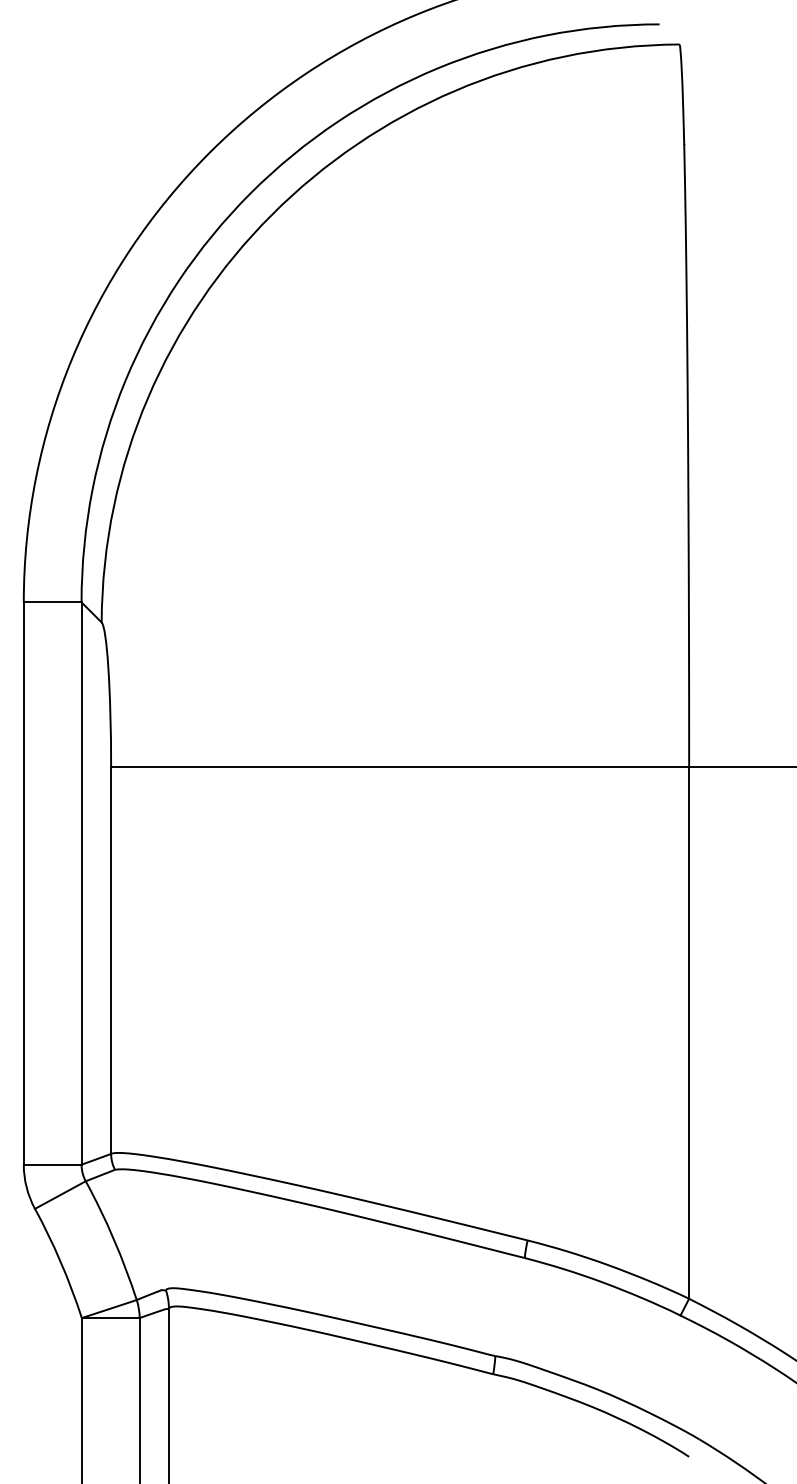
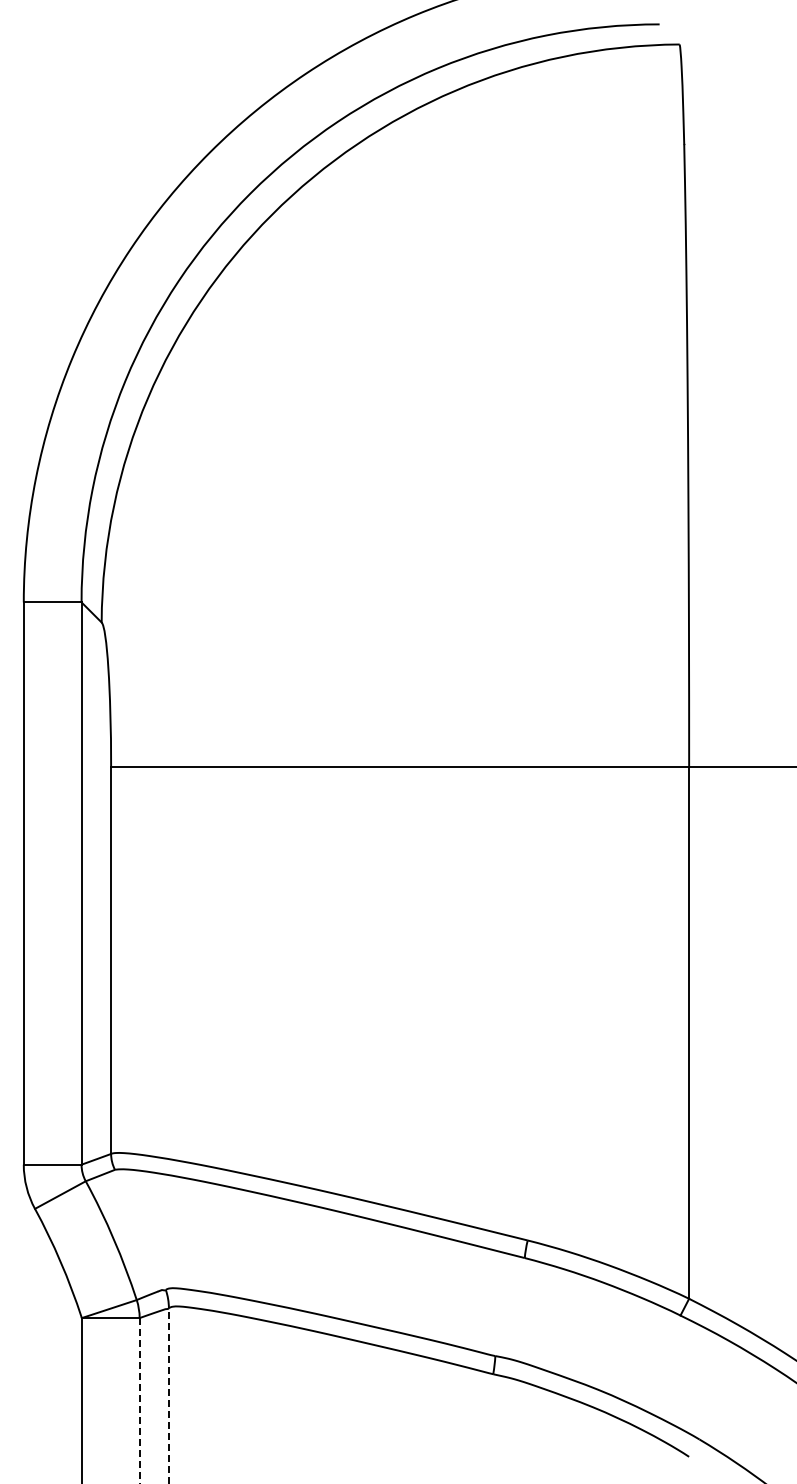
line: solid -> dashed (168, 1395)
line: solid -> dashed (139, 1401)
